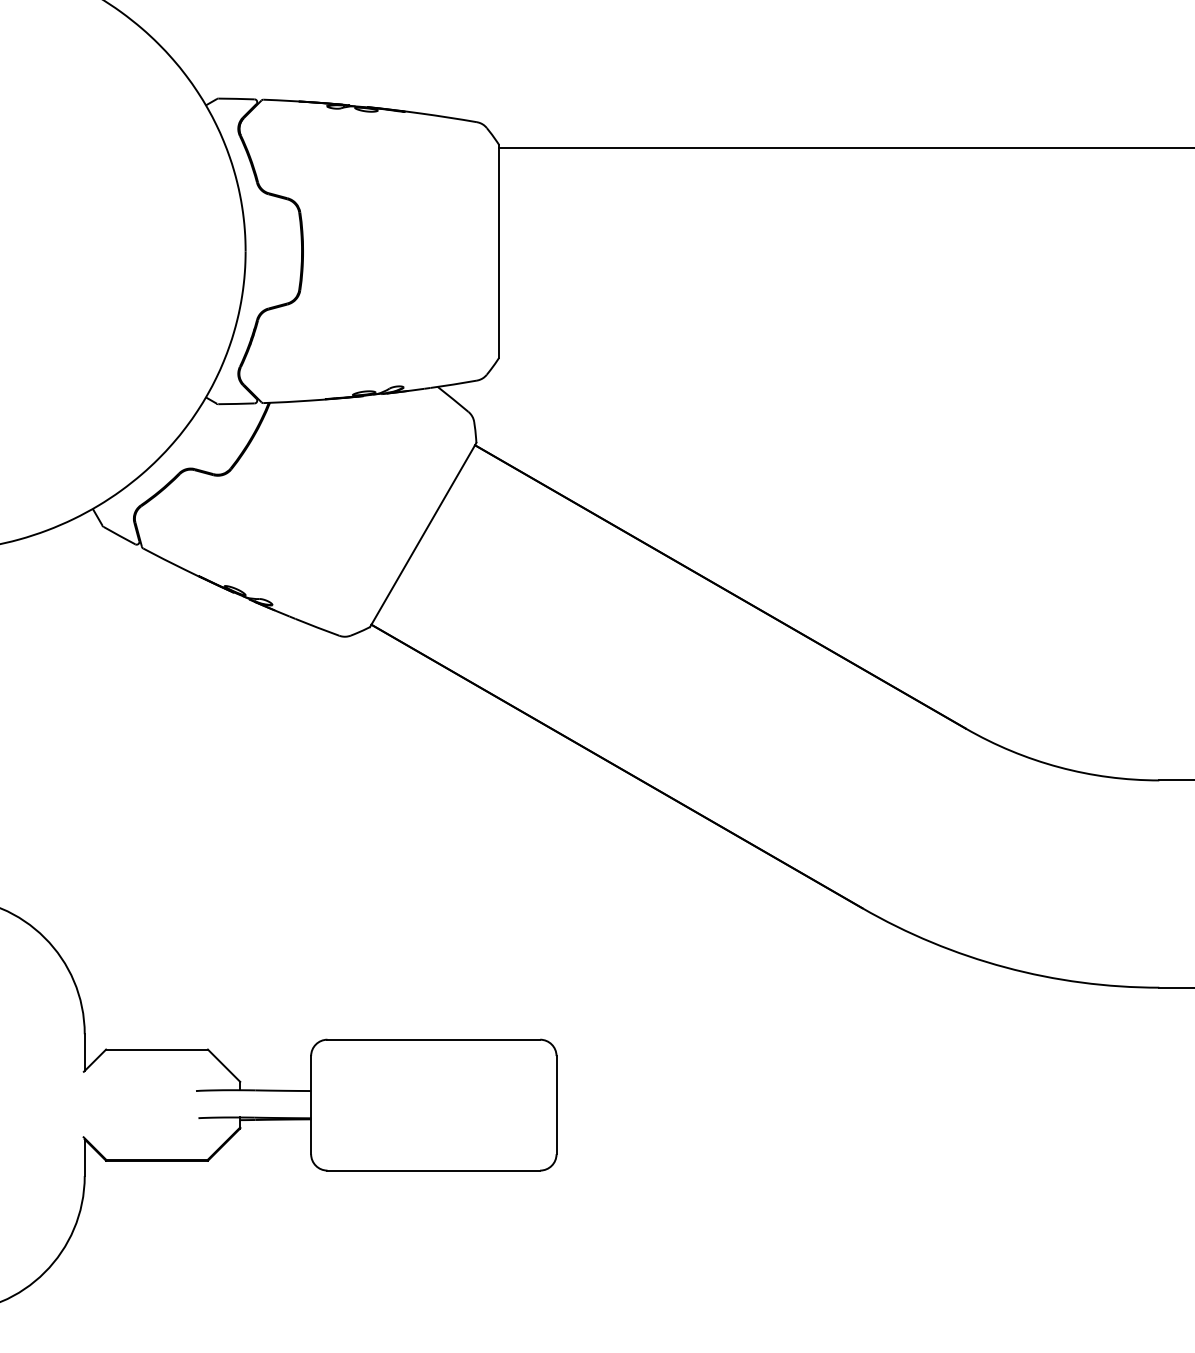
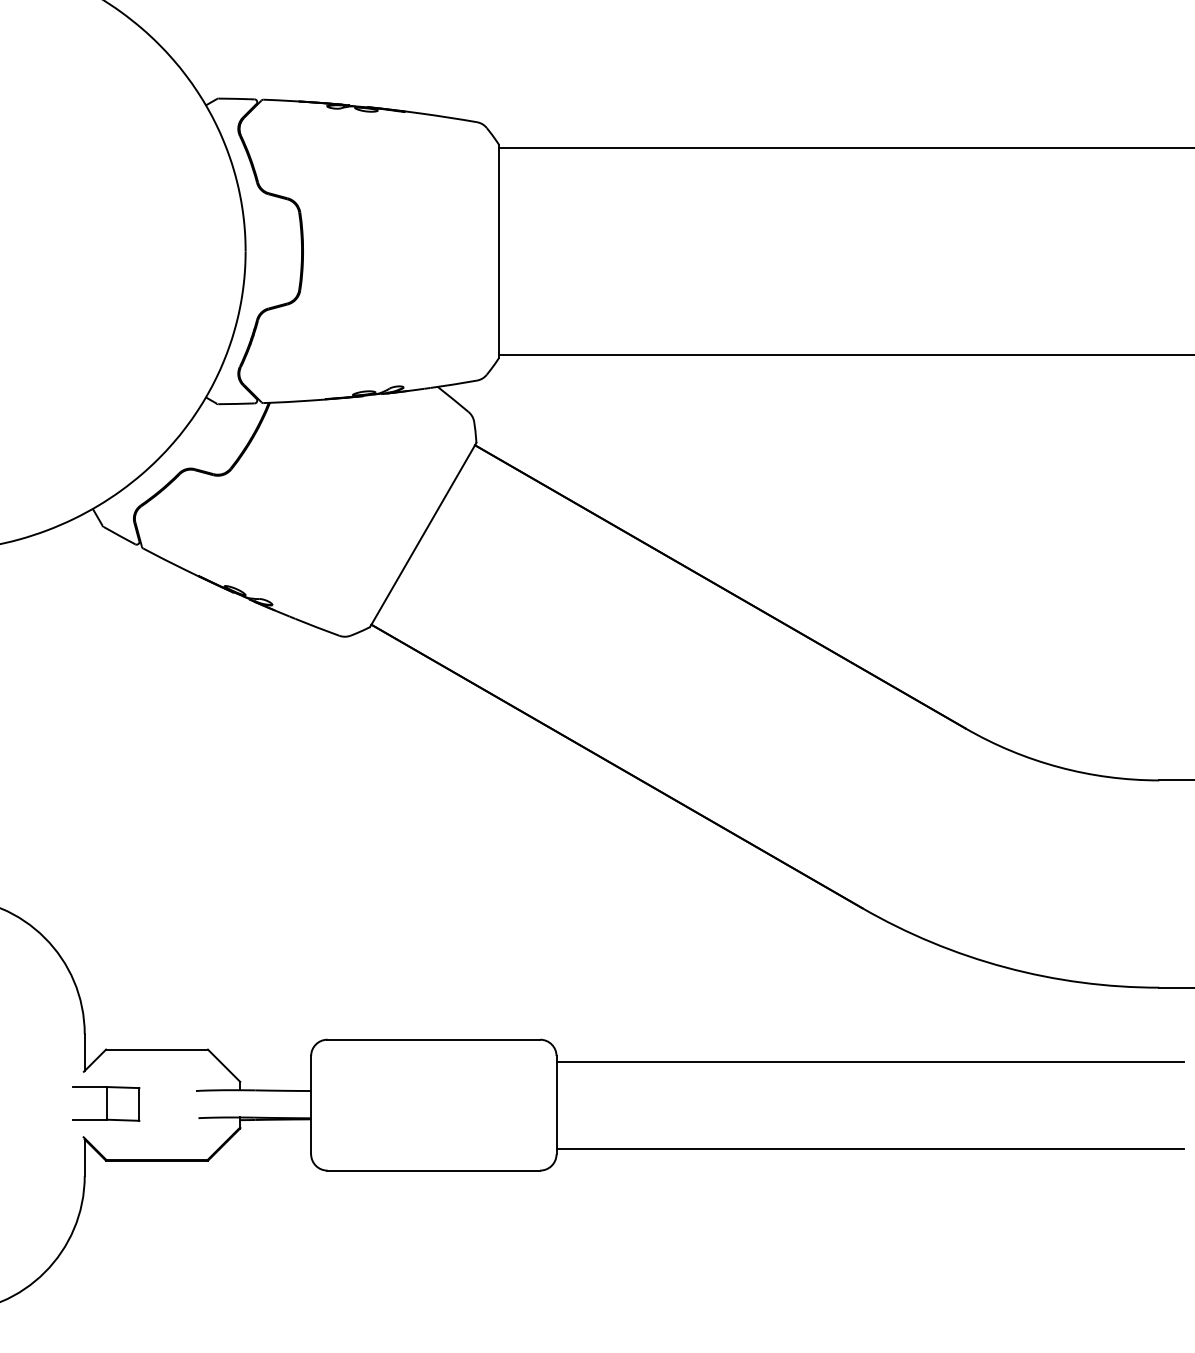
line: none -> present (845, 355)
line: none -> present (869, 1061)
part: none -> present (106, 1103)
line: none -> present (869, 1148)
